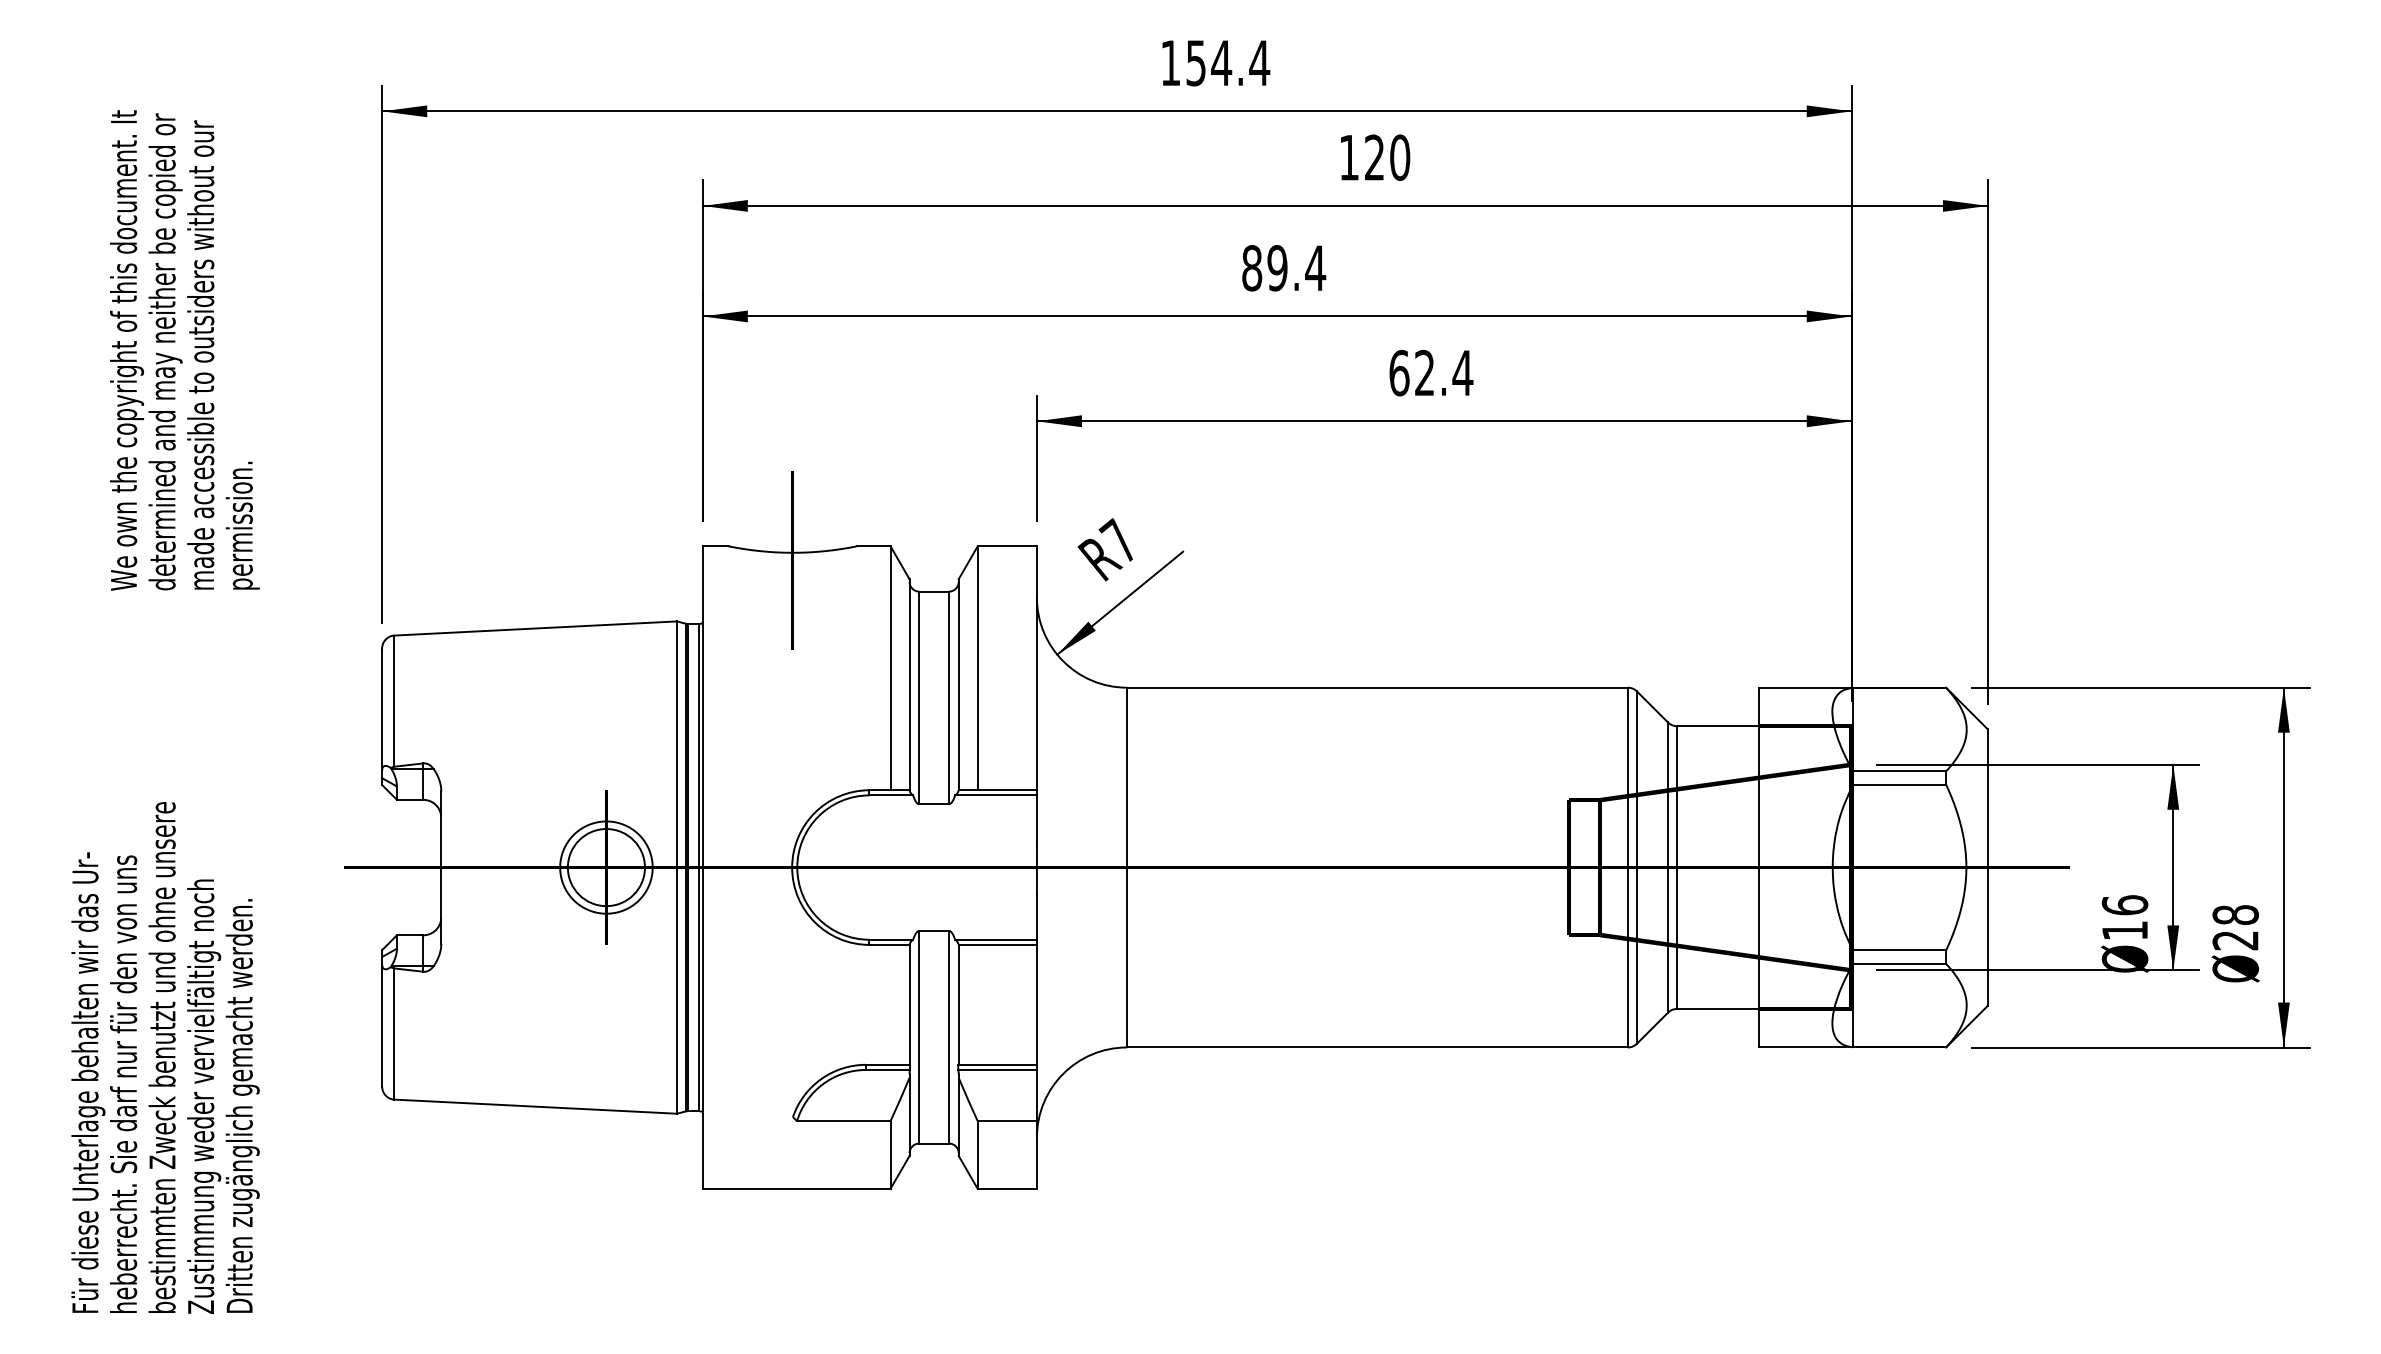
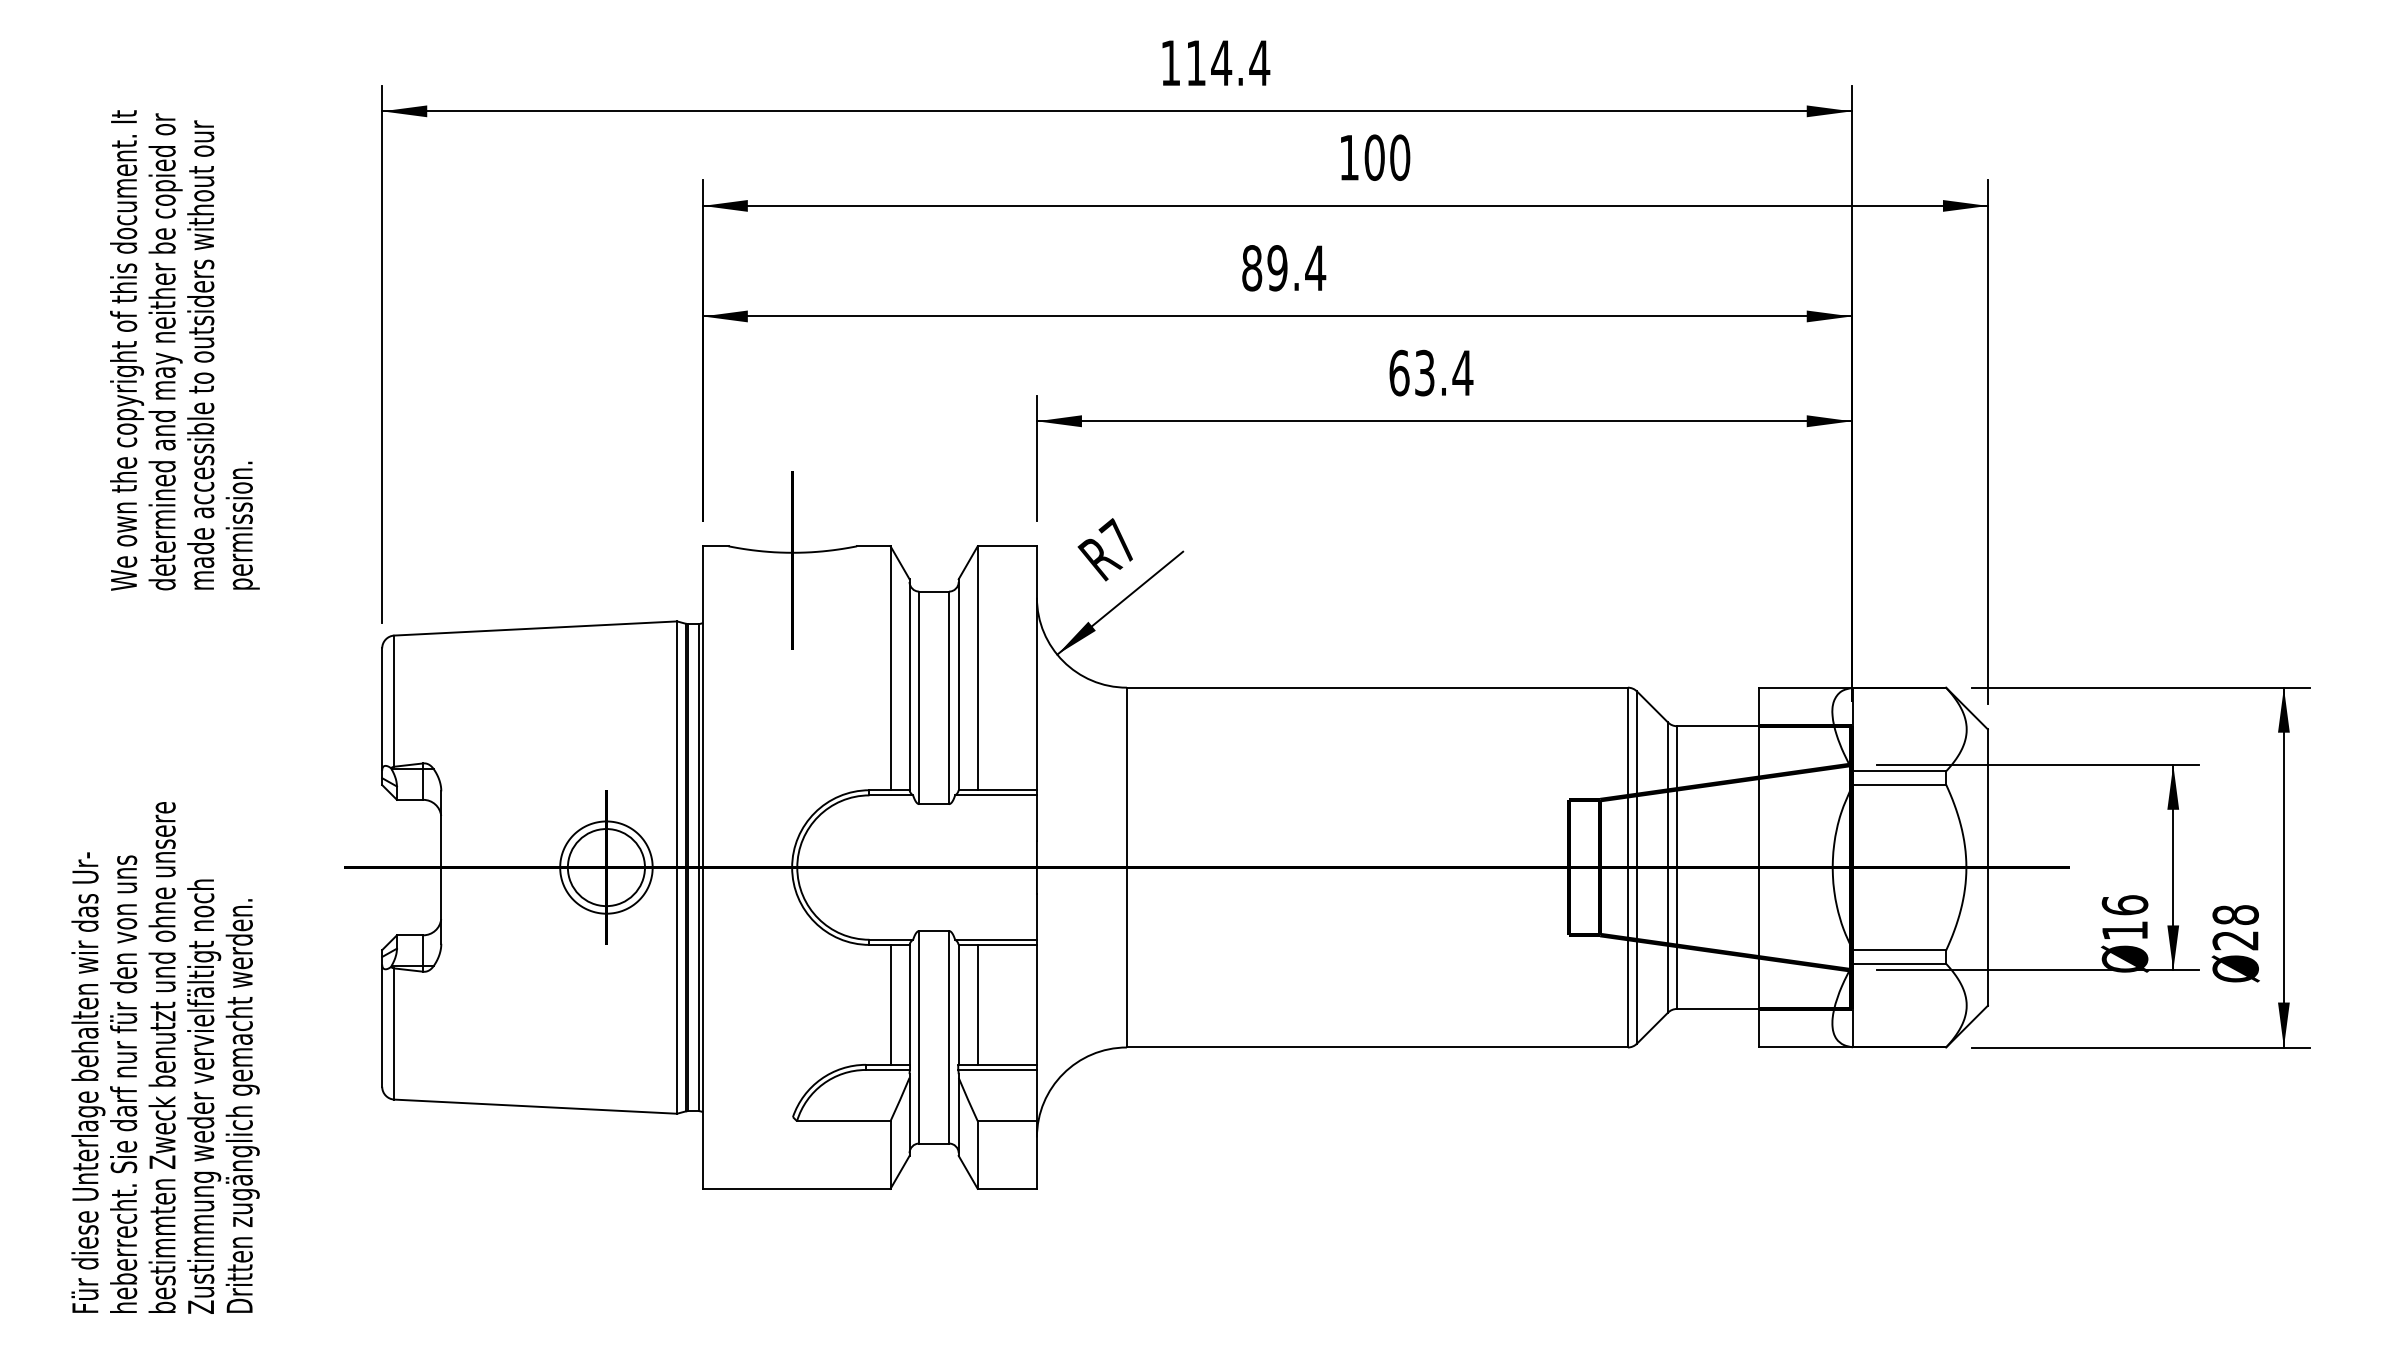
text: 154.4 -> 114.4 (1195, 63)
text: 120 -> 100 (1374, 157)
text: 62.4 -> 63.4 (1424, 373)
line: none -> present (890, 1004)
line: none -> present (977, 1004)
